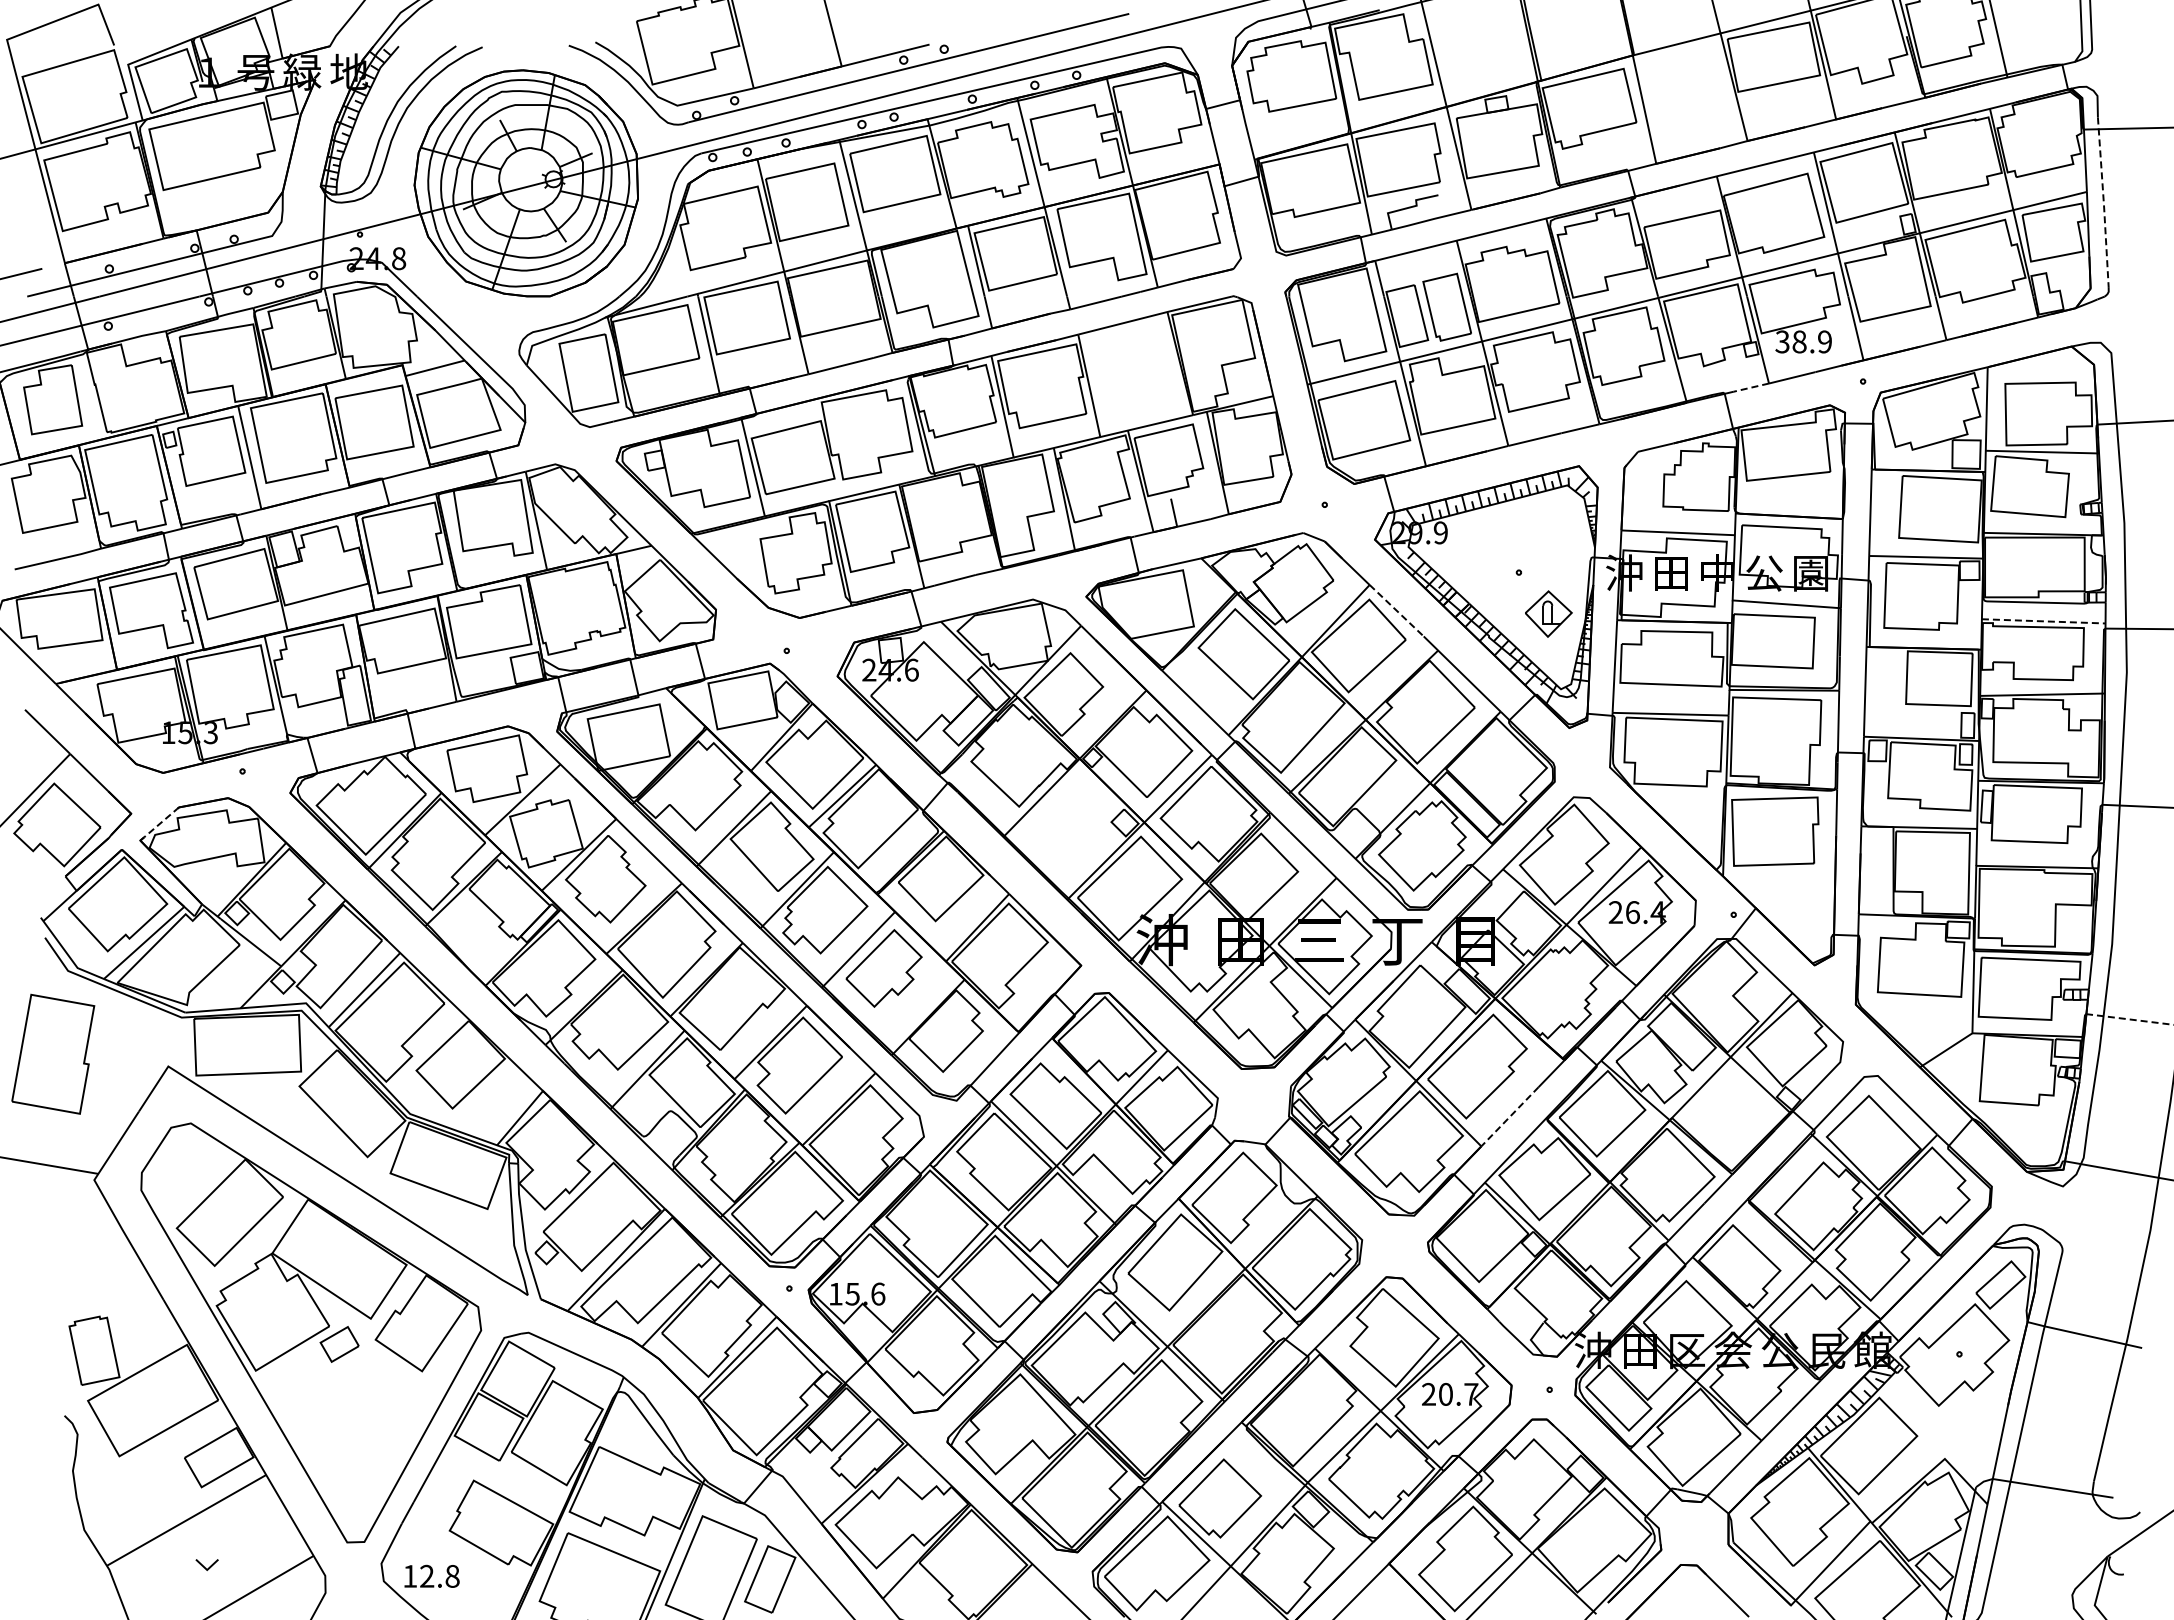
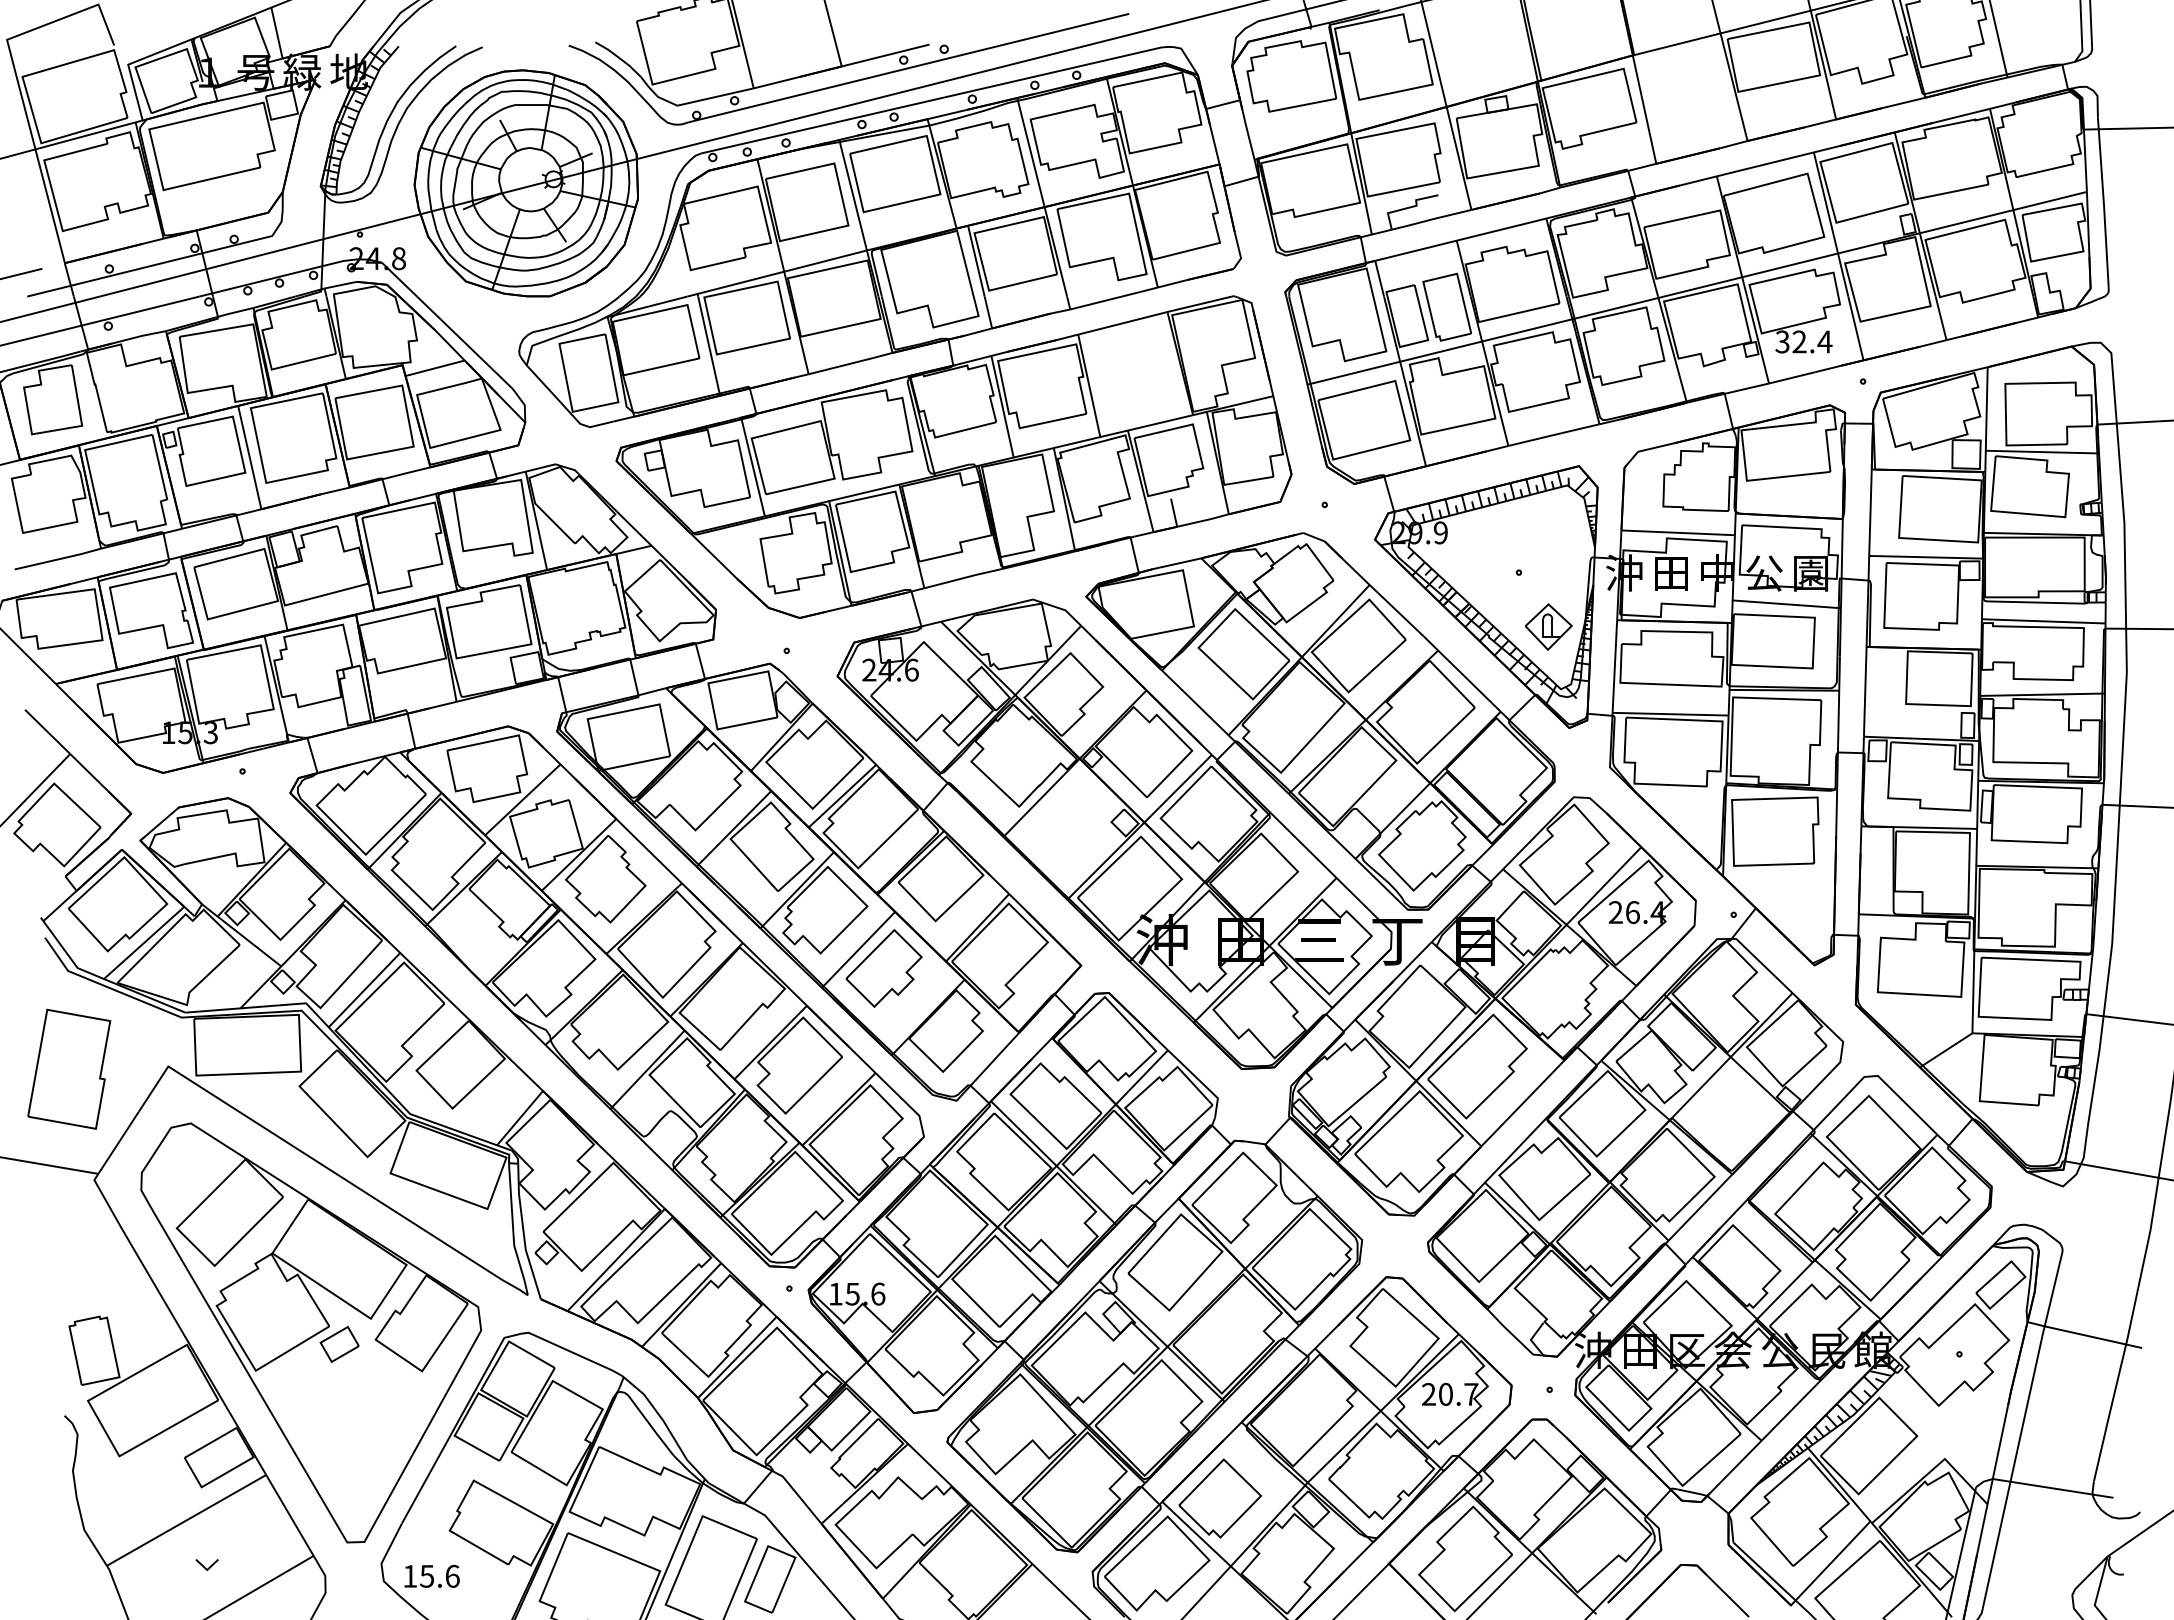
line: dashed -> solid (2103, 202)
text: 38.9 -> 32.4 (1812, 341)
line: dashed -> solid (1750, 387)
line: dashed -> solid (1397, 611)
part position: (1548, 613) -> (1548, 626) (1548, 626)
line: dashed -> solid (2043, 621)
line: dashed -> solid (158, 825)
line: dashed -> solid (2129, 1019)
part position: (53, 1053) -> (69, 1068) (69, 1068)
line: dashed -> solid (1509, 1117)
text: 12.8 -> 15.6 (439, 1575)
